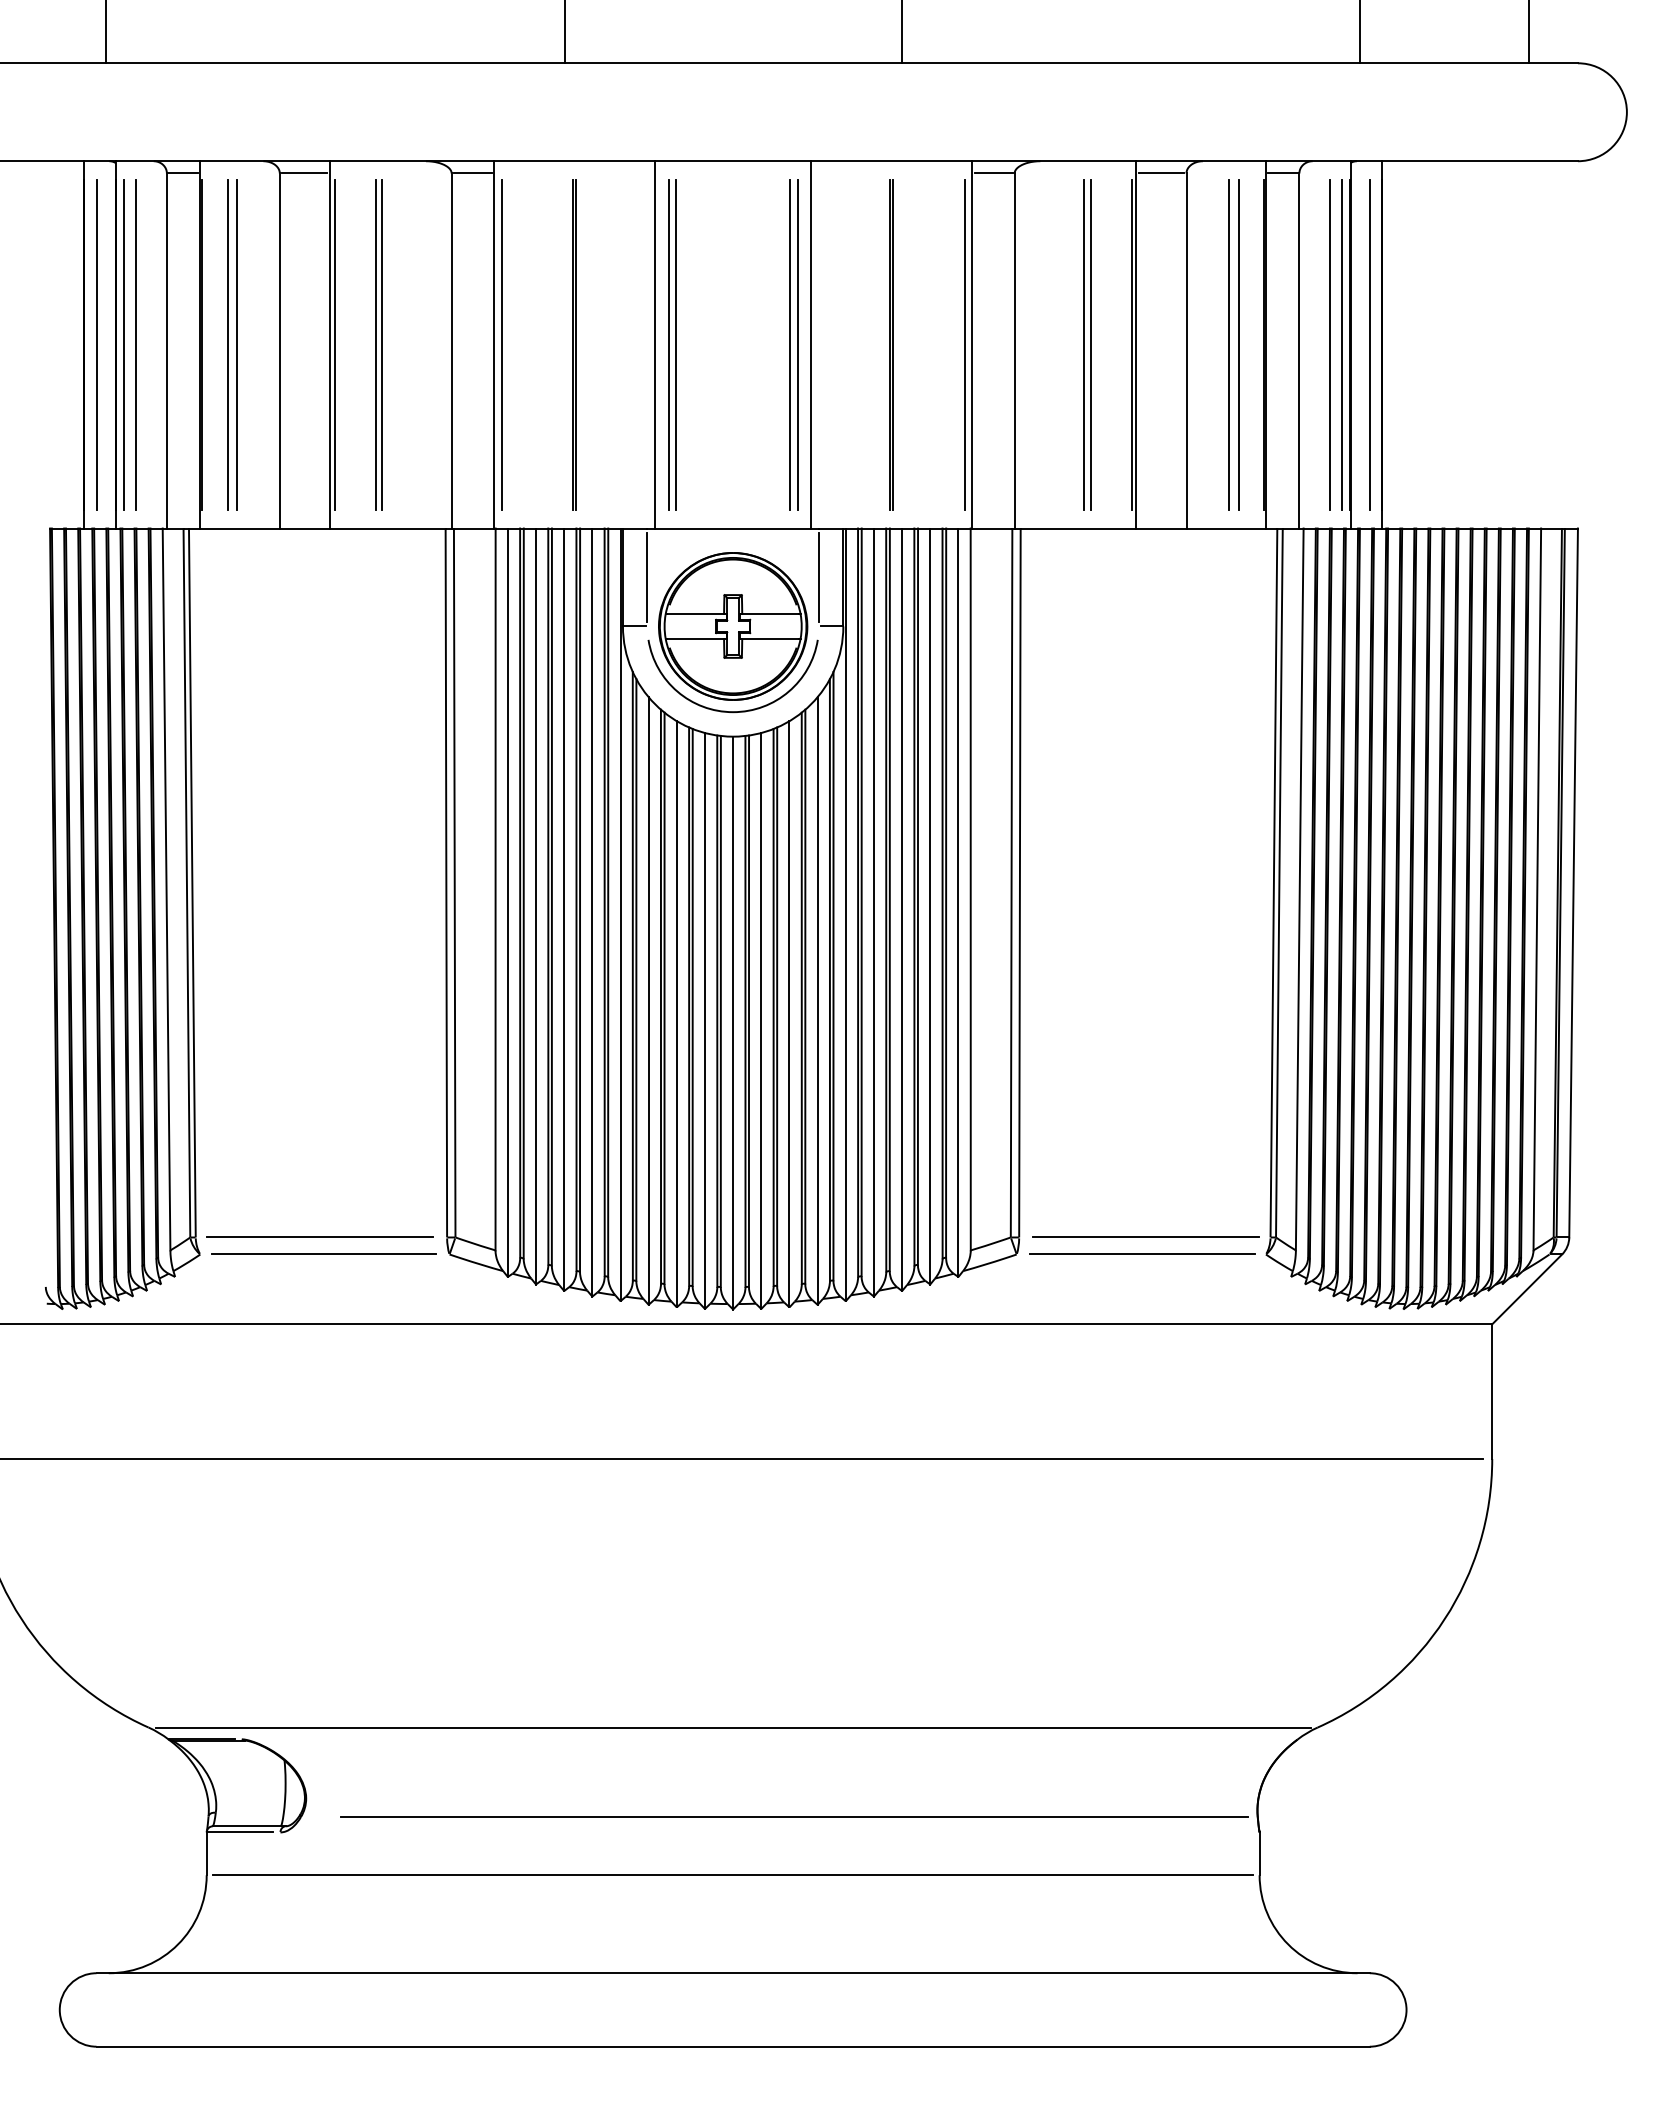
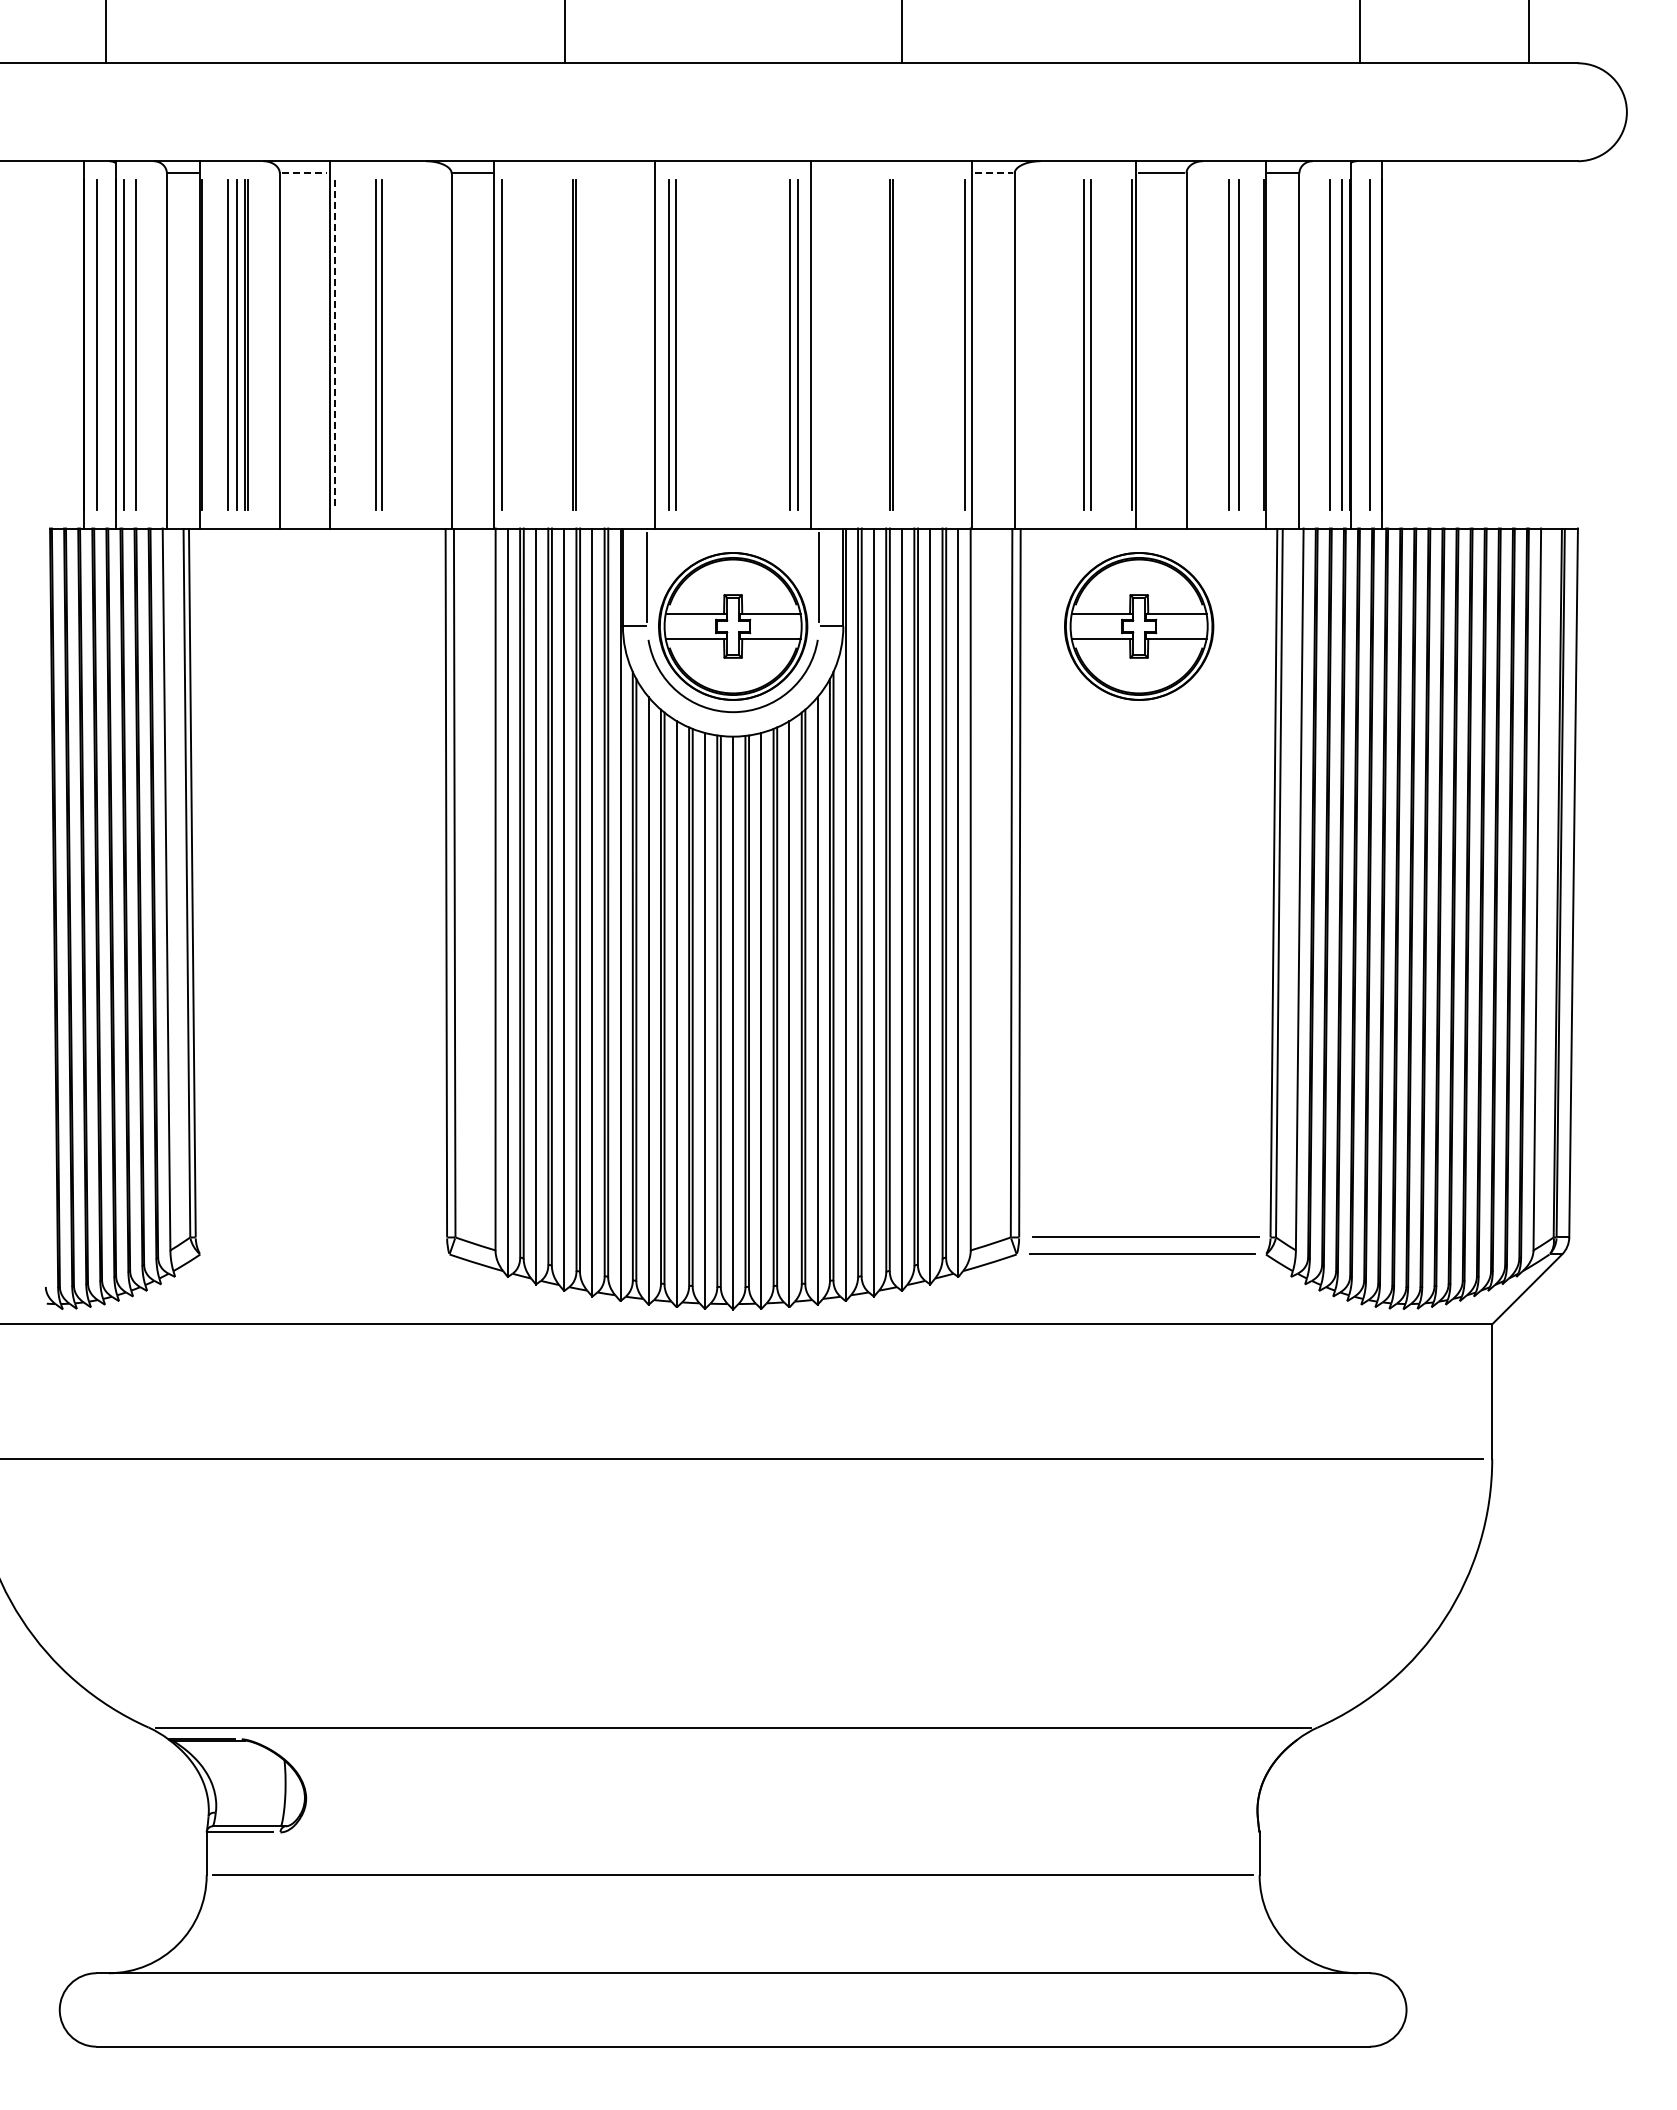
line: solid -> dashed (304, 173)
line: solid -> dashed (993, 173)
line: none -> present (245, 344)
line: solid -> dashed (334, 345)
part: none -> present (1139, 626)
line: present -> none (320, 1237)
line: present -> none (323, 1254)
line: present -> none (794, 1817)
